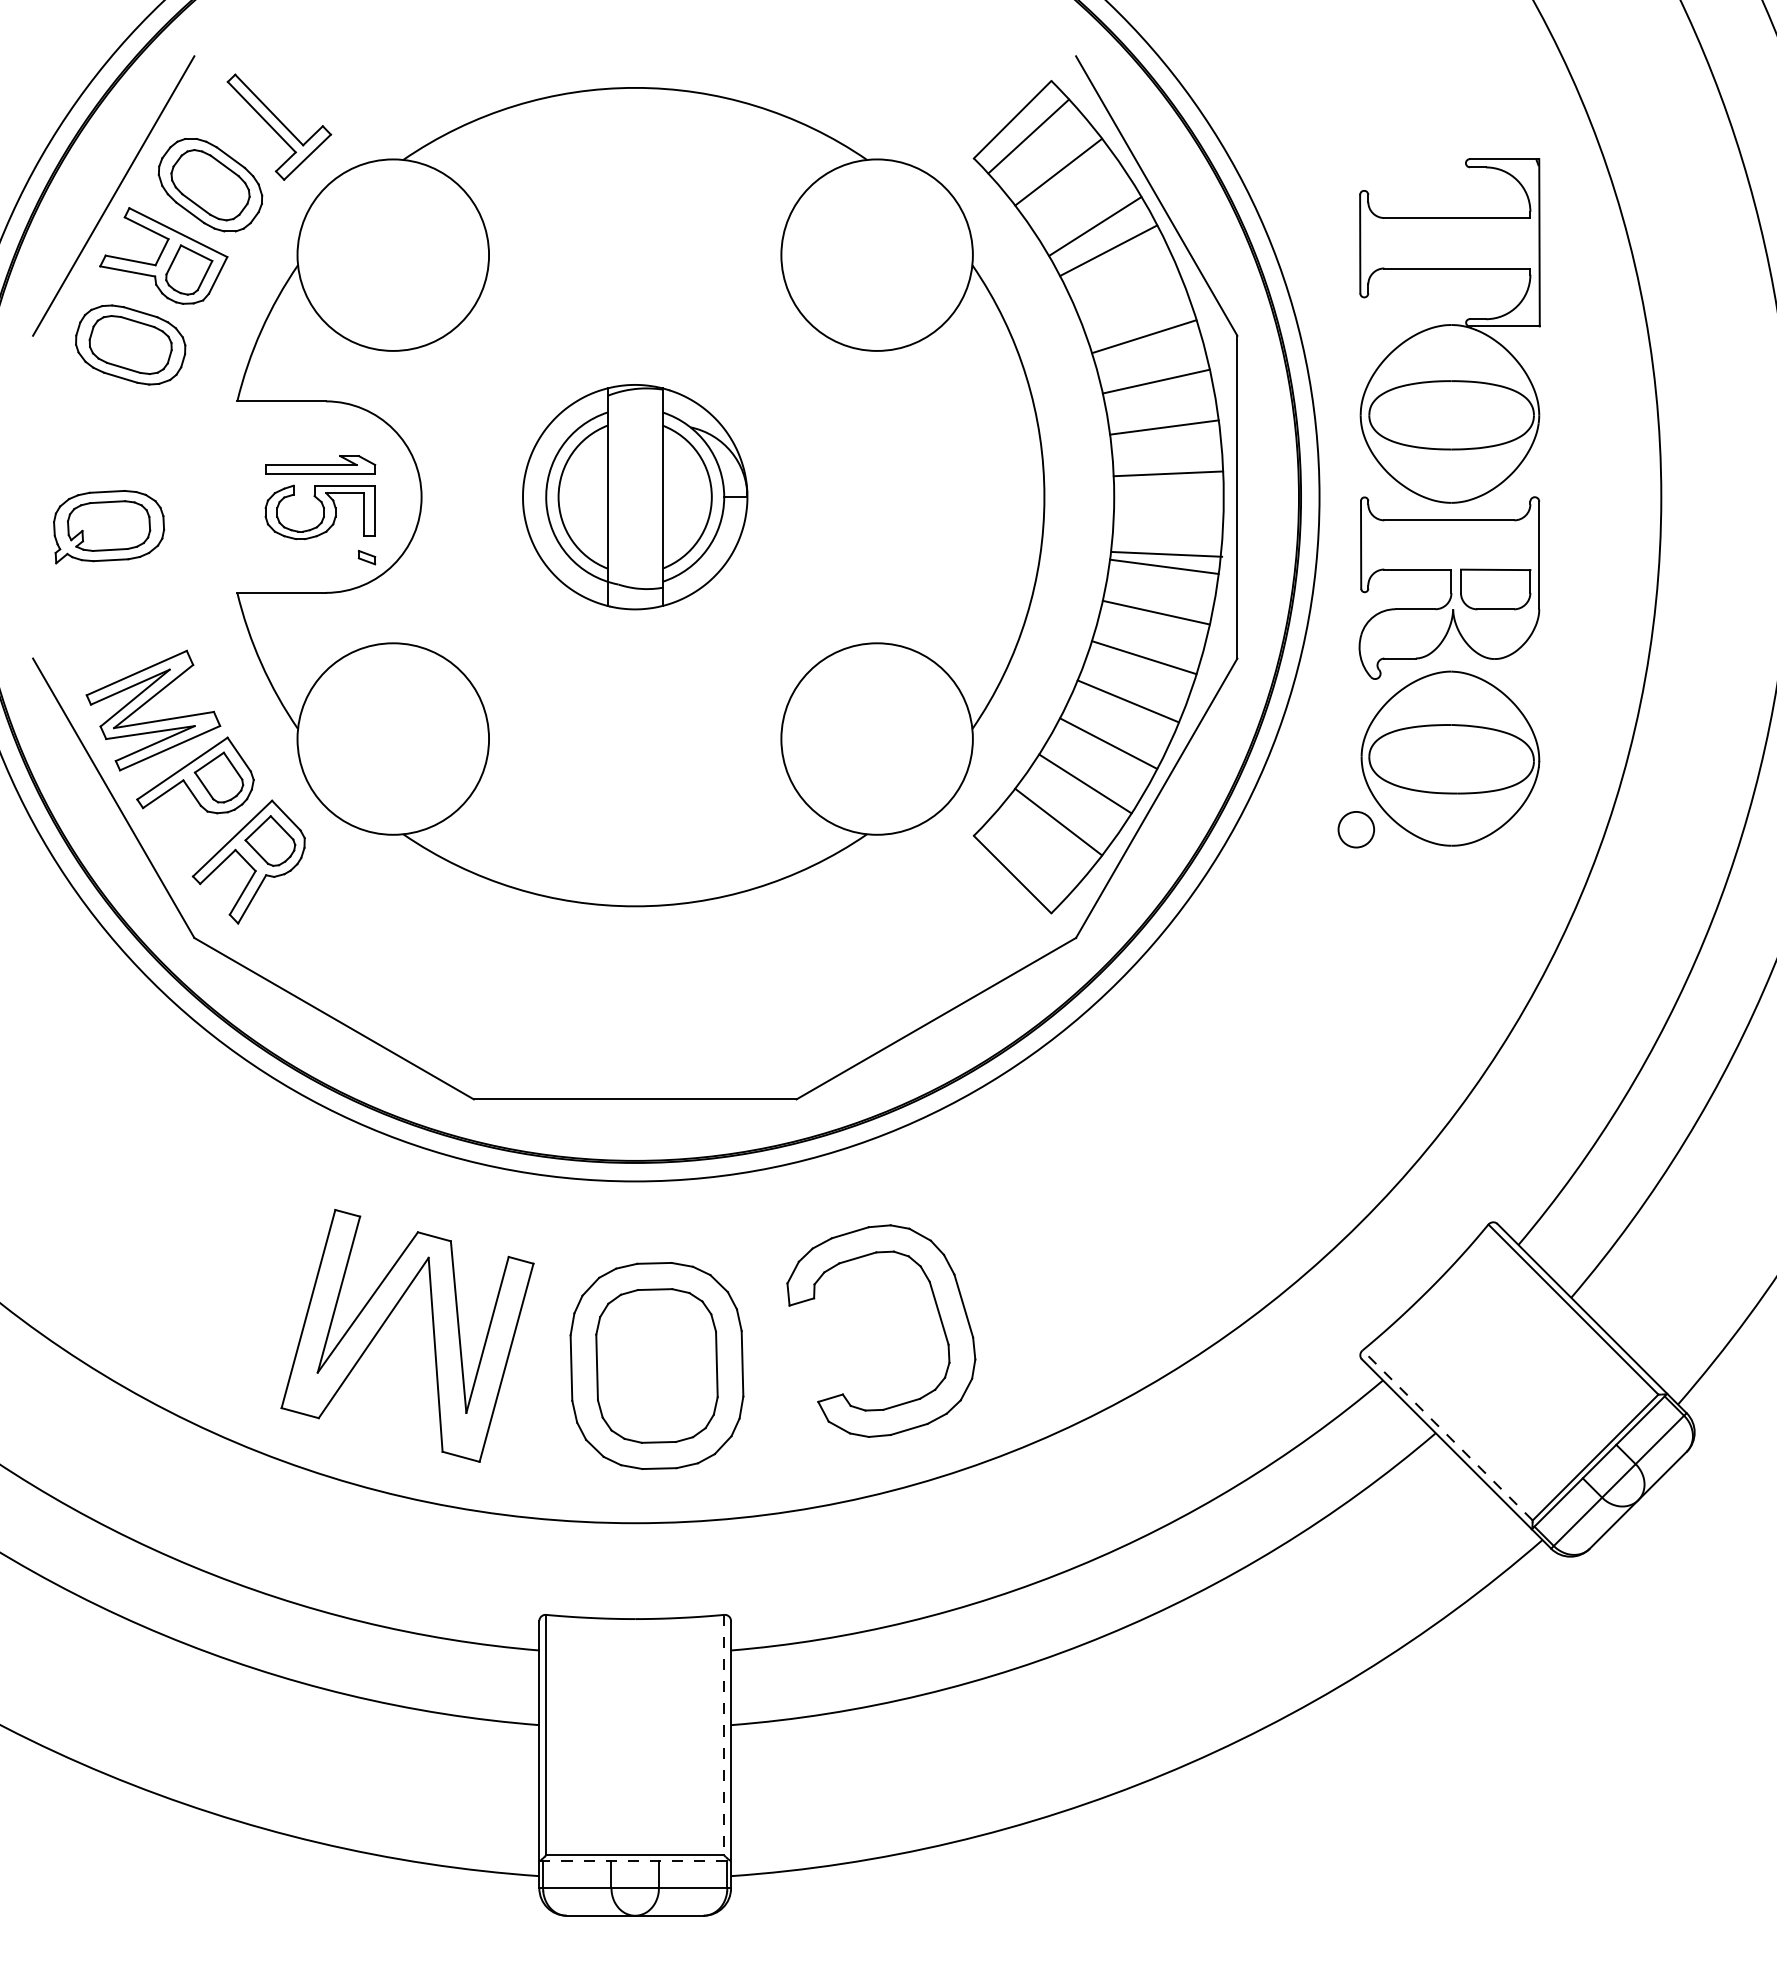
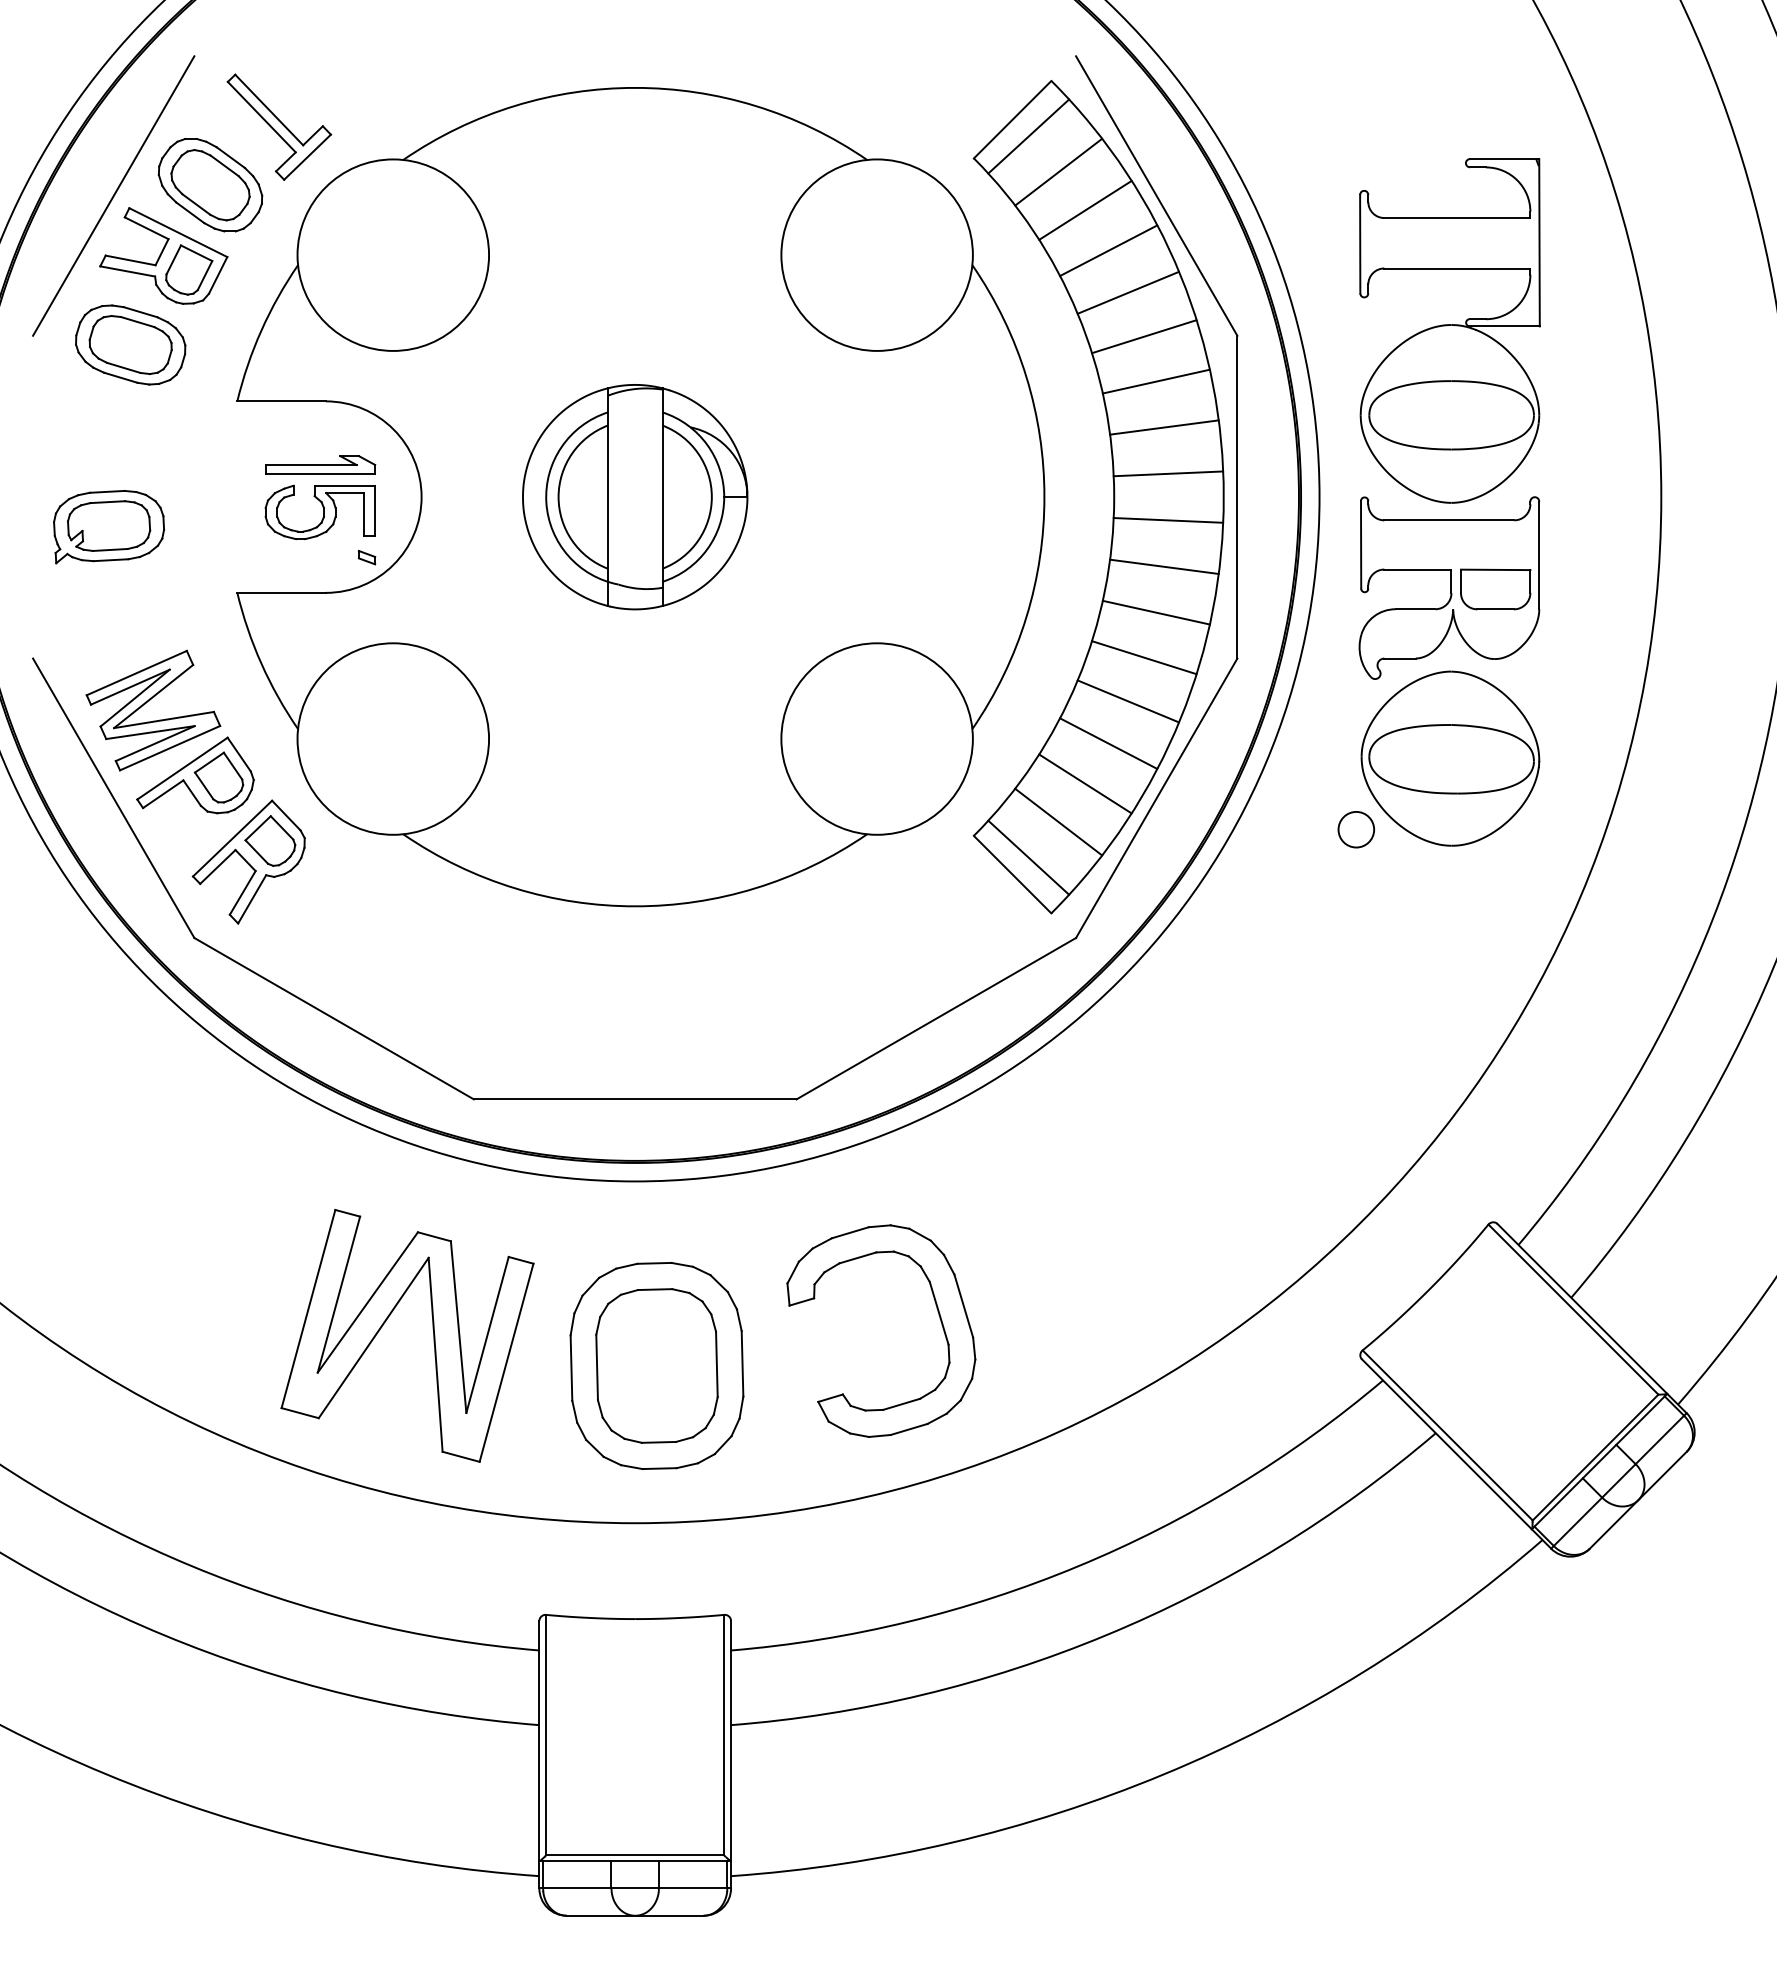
line position: (1095, 226) -> (1085, 210) (1085, 210)
line: none -> present (1127, 292)
line position: (1167, 554) -> (1168, 520) (1168, 520)
line: none -> present (1028, 857)
line: dashed -> solid (1447, 1435)
line: dashed -> solid (724, 1735)
line: dashed -> solid (635, 1861)
